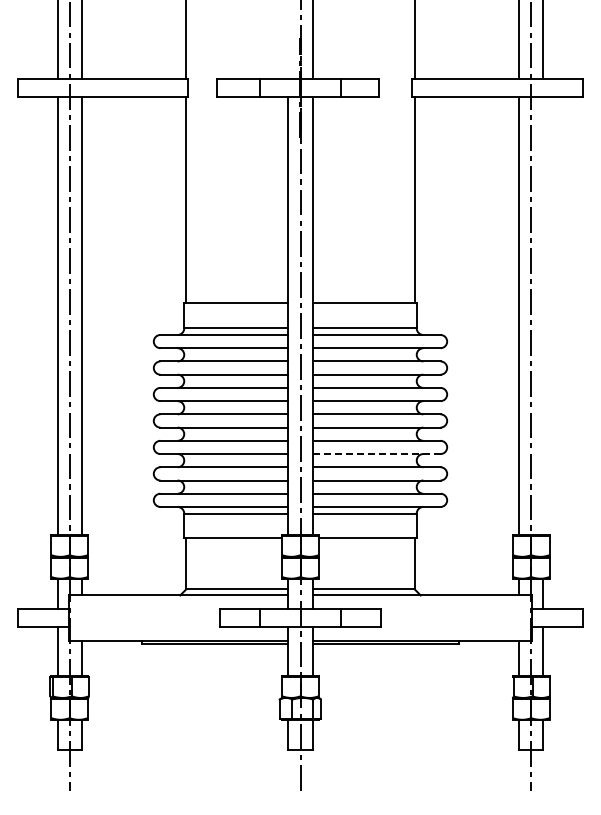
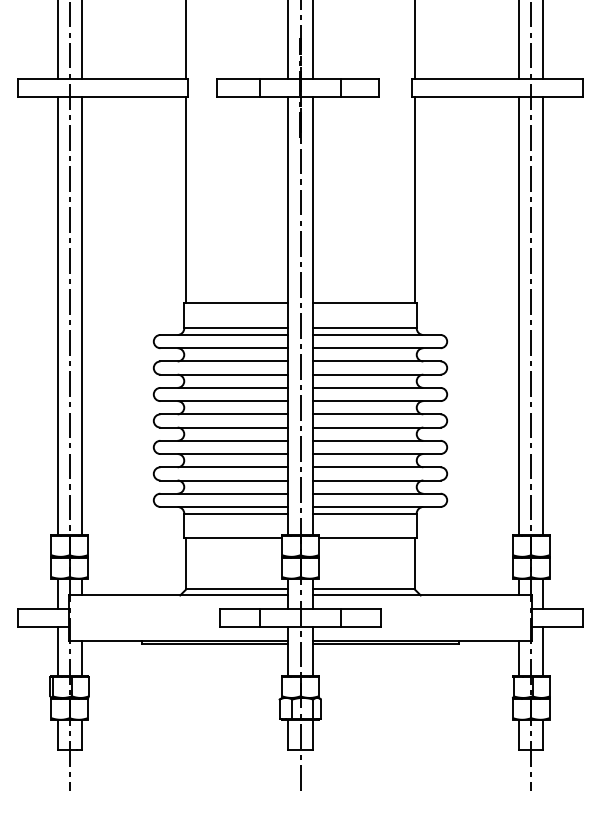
line: none -> present (288, 40)
line: none -> present (543, 316)
line: dashed -> solid (376, 454)
